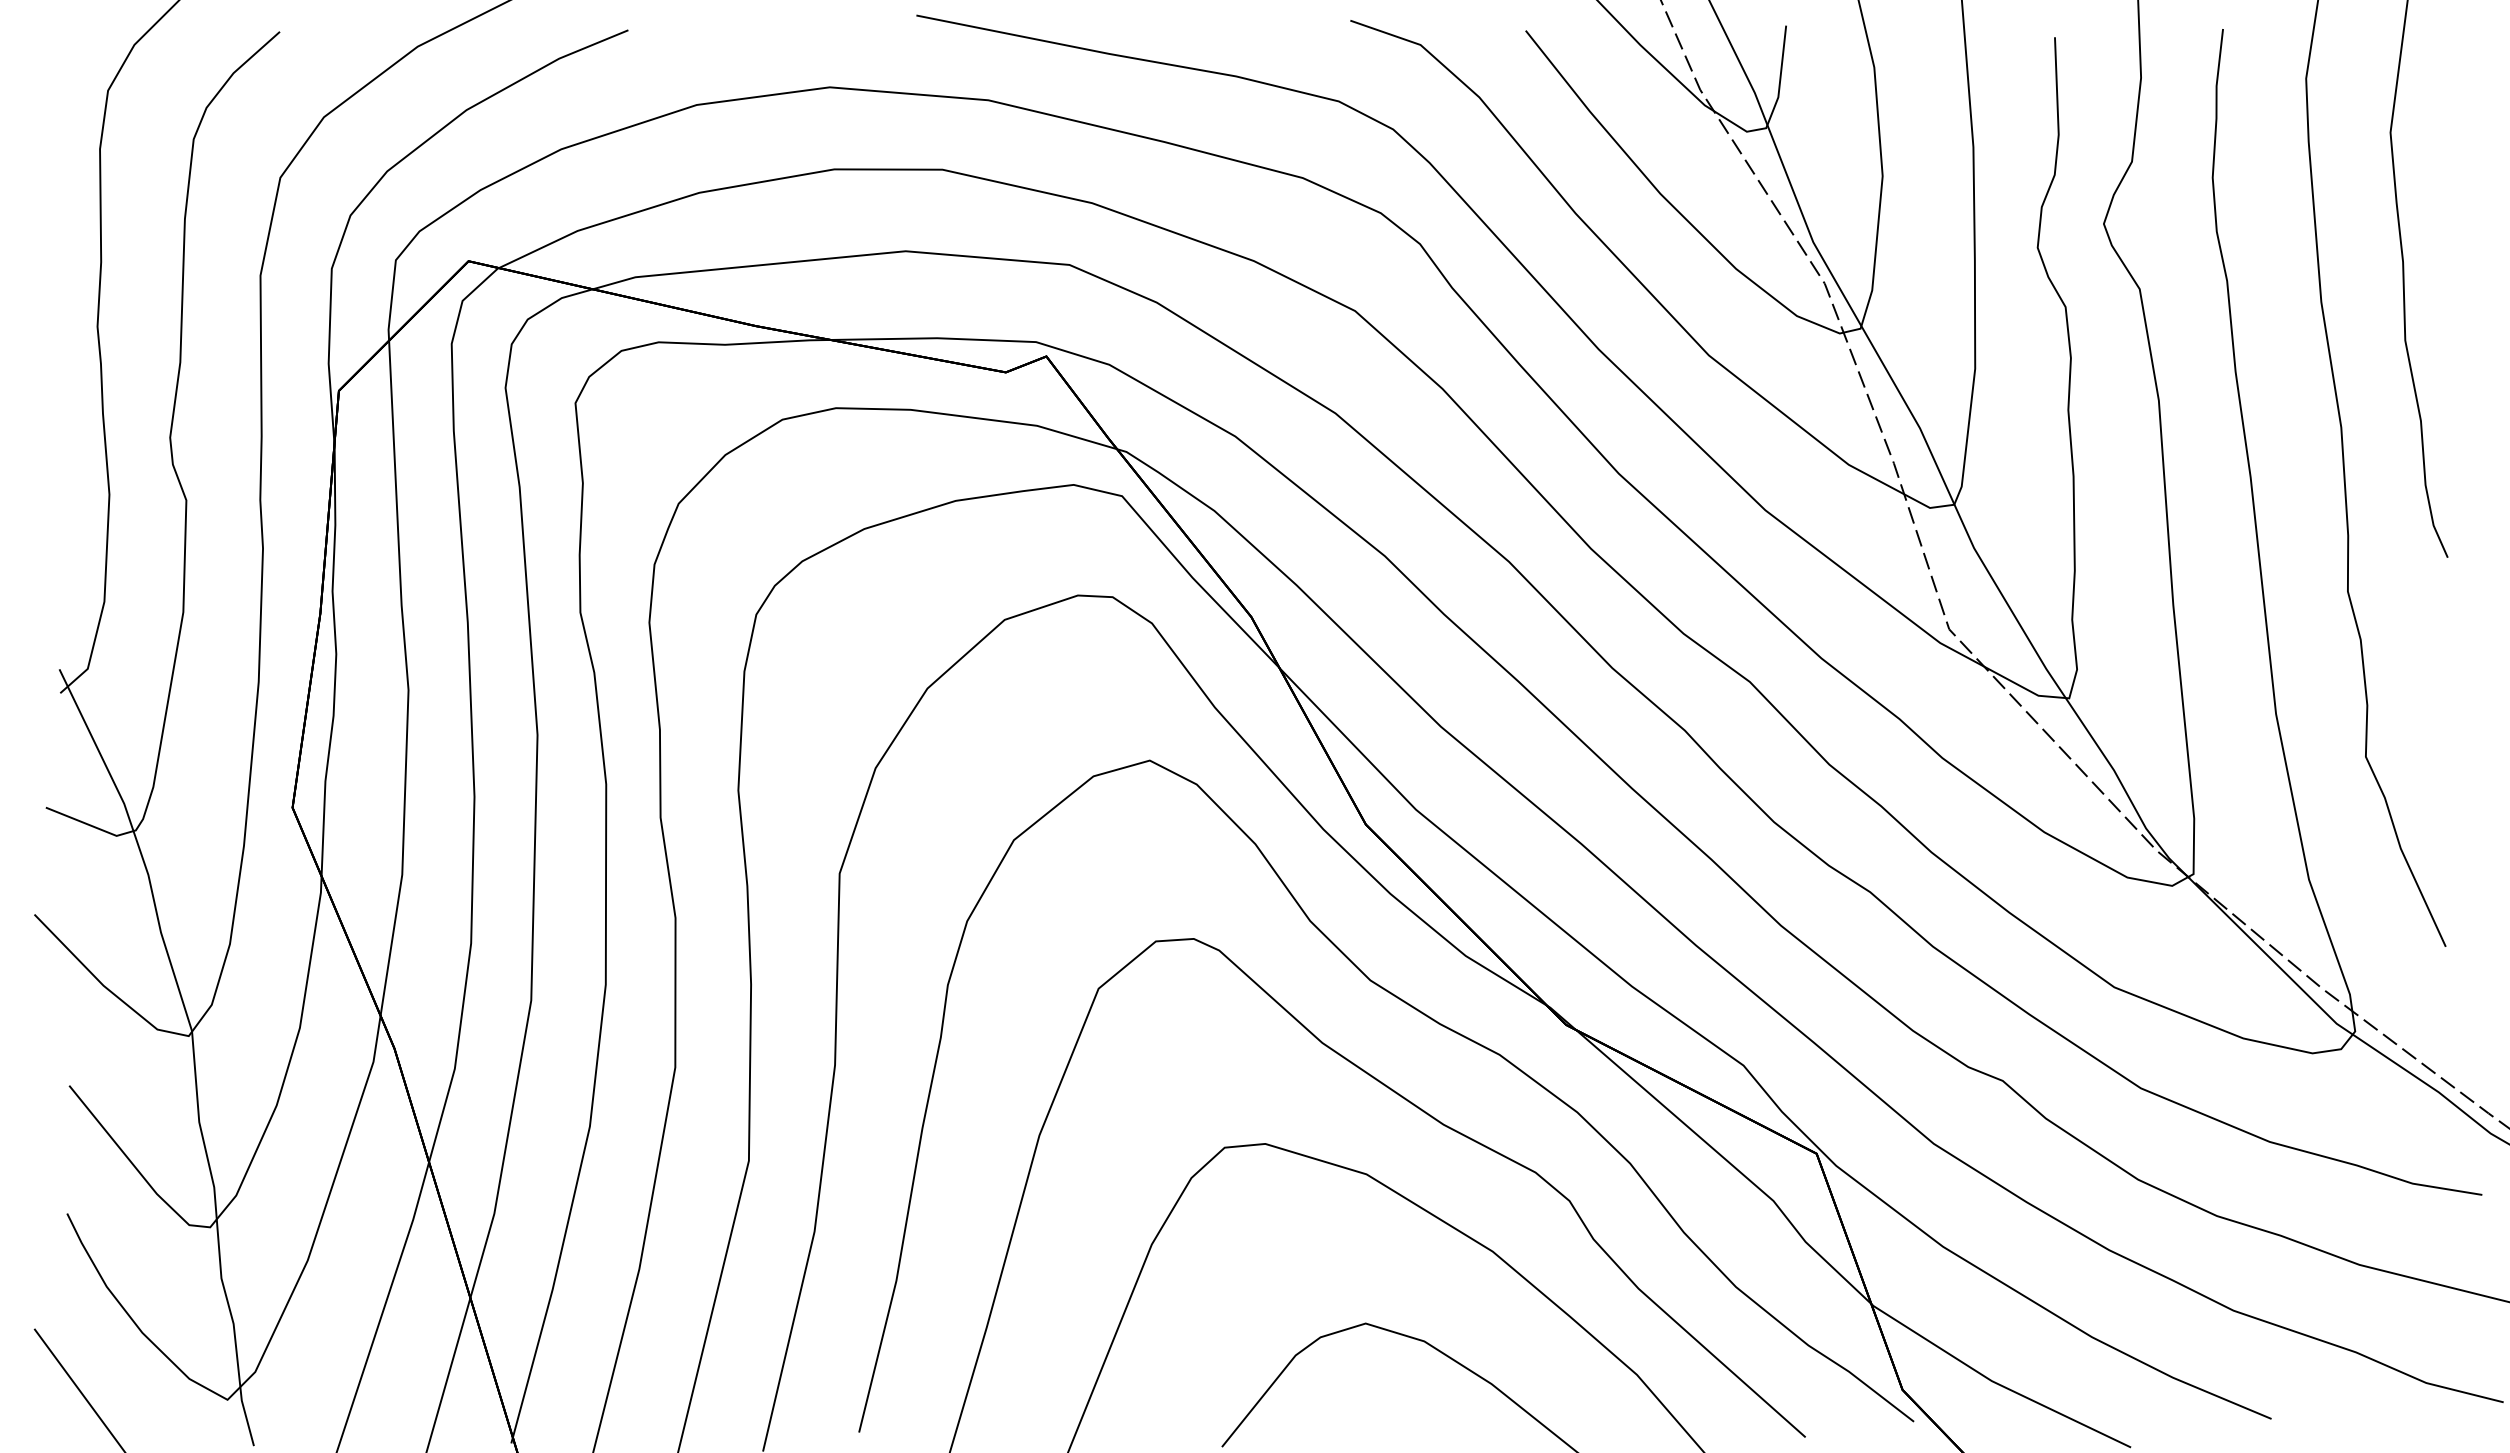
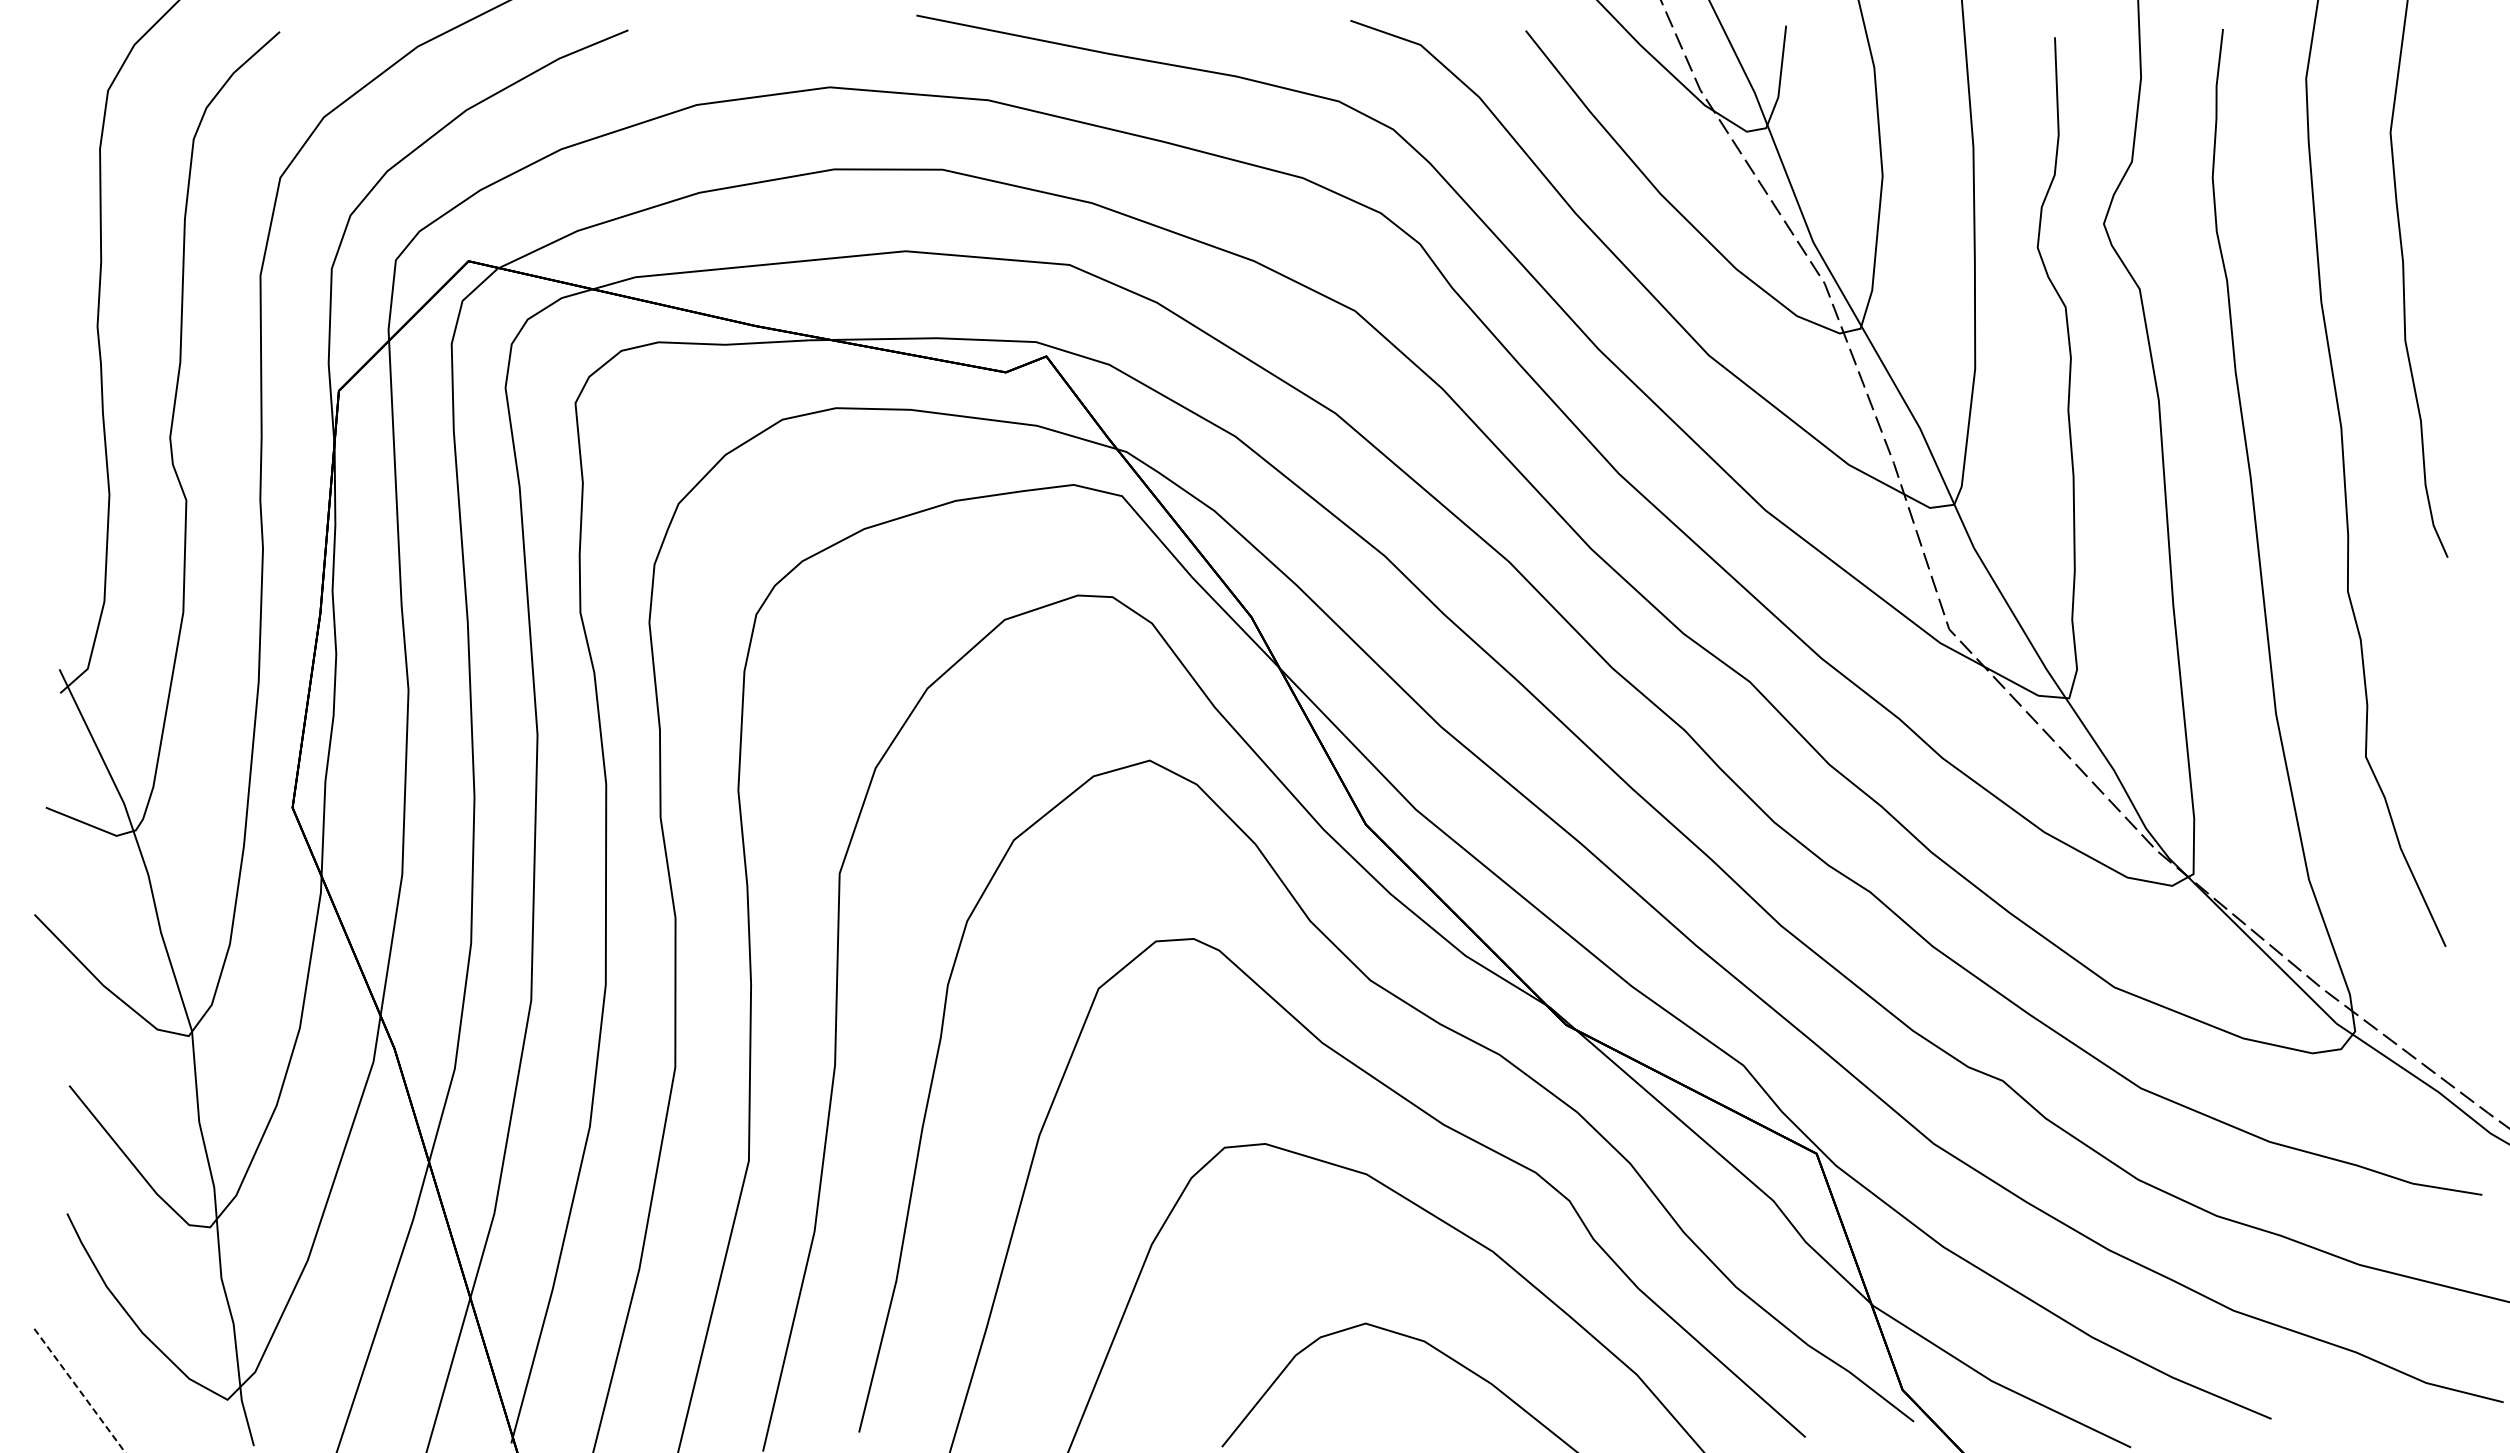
line: solid -> dashed (79, 1390)
